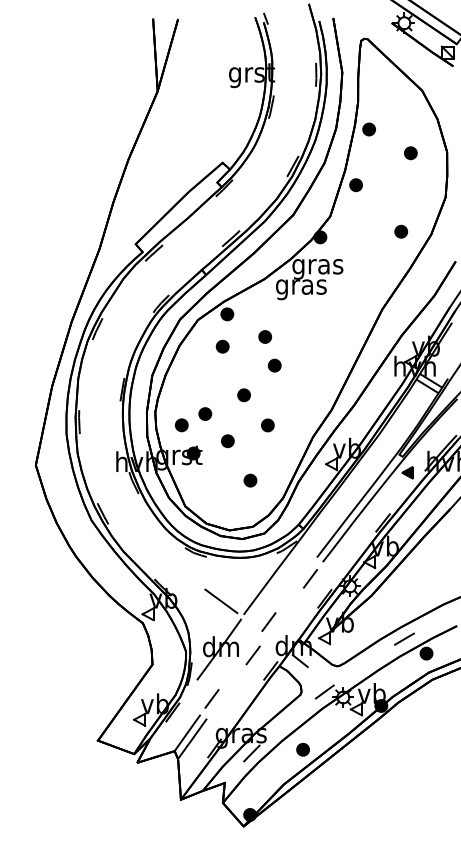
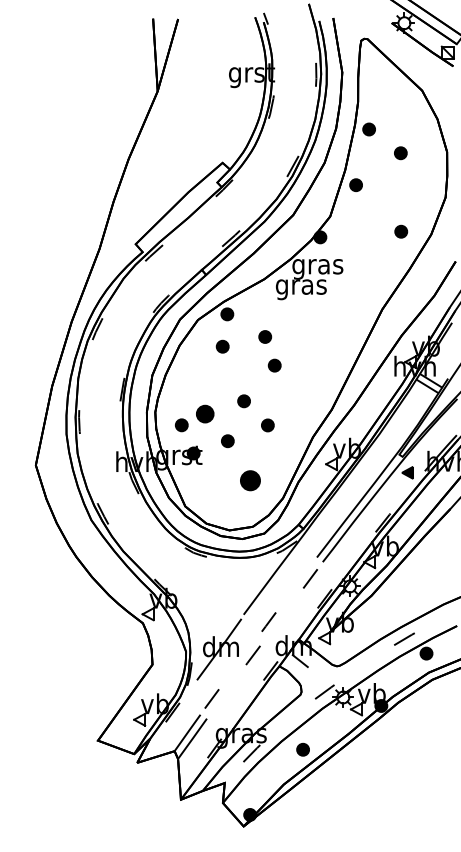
part position: (410, 153) -> (400, 153) (400, 153)
part position: (243, 395) -> (243, 401) (243, 401)
part size: 15x14 px -> 19x20 px (205, 413)
part size: 15x15 px -> 21x22 px (250, 480)
line: present -> none (221, 601)
